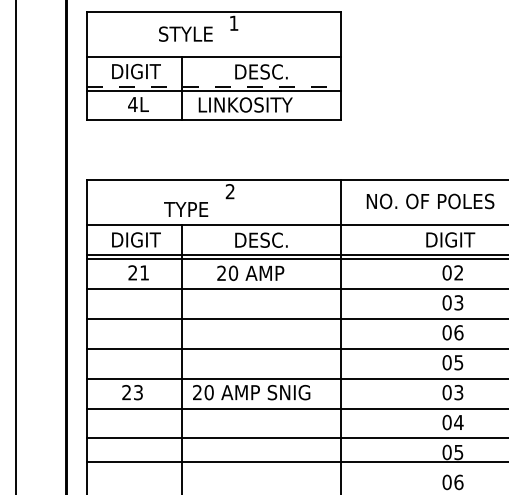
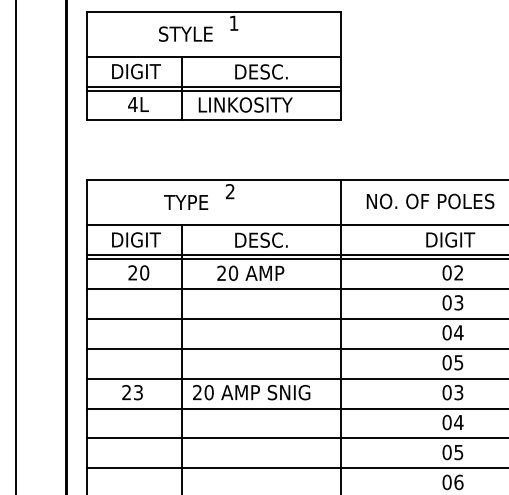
line: dashed -> solid (214, 86)
text position: (186, 209) -> (186, 202) (186, 202)
text: 21 -> 20 (144, 272)
text: 06 -> 04 (458, 332)
line position: (296, 462) -> (296, 468) (296, 468)
